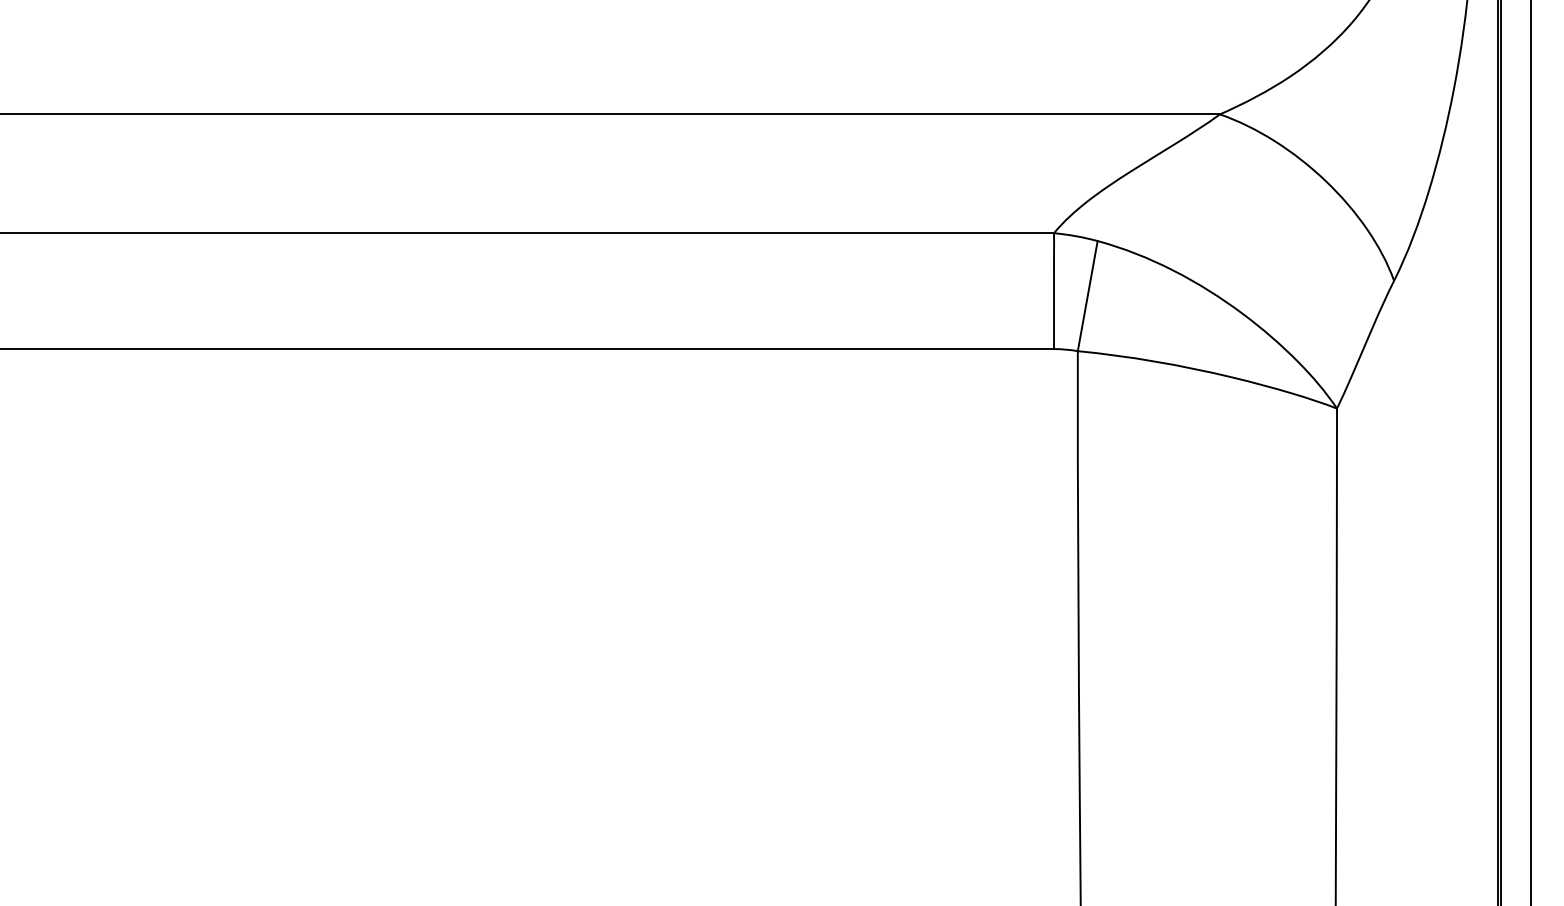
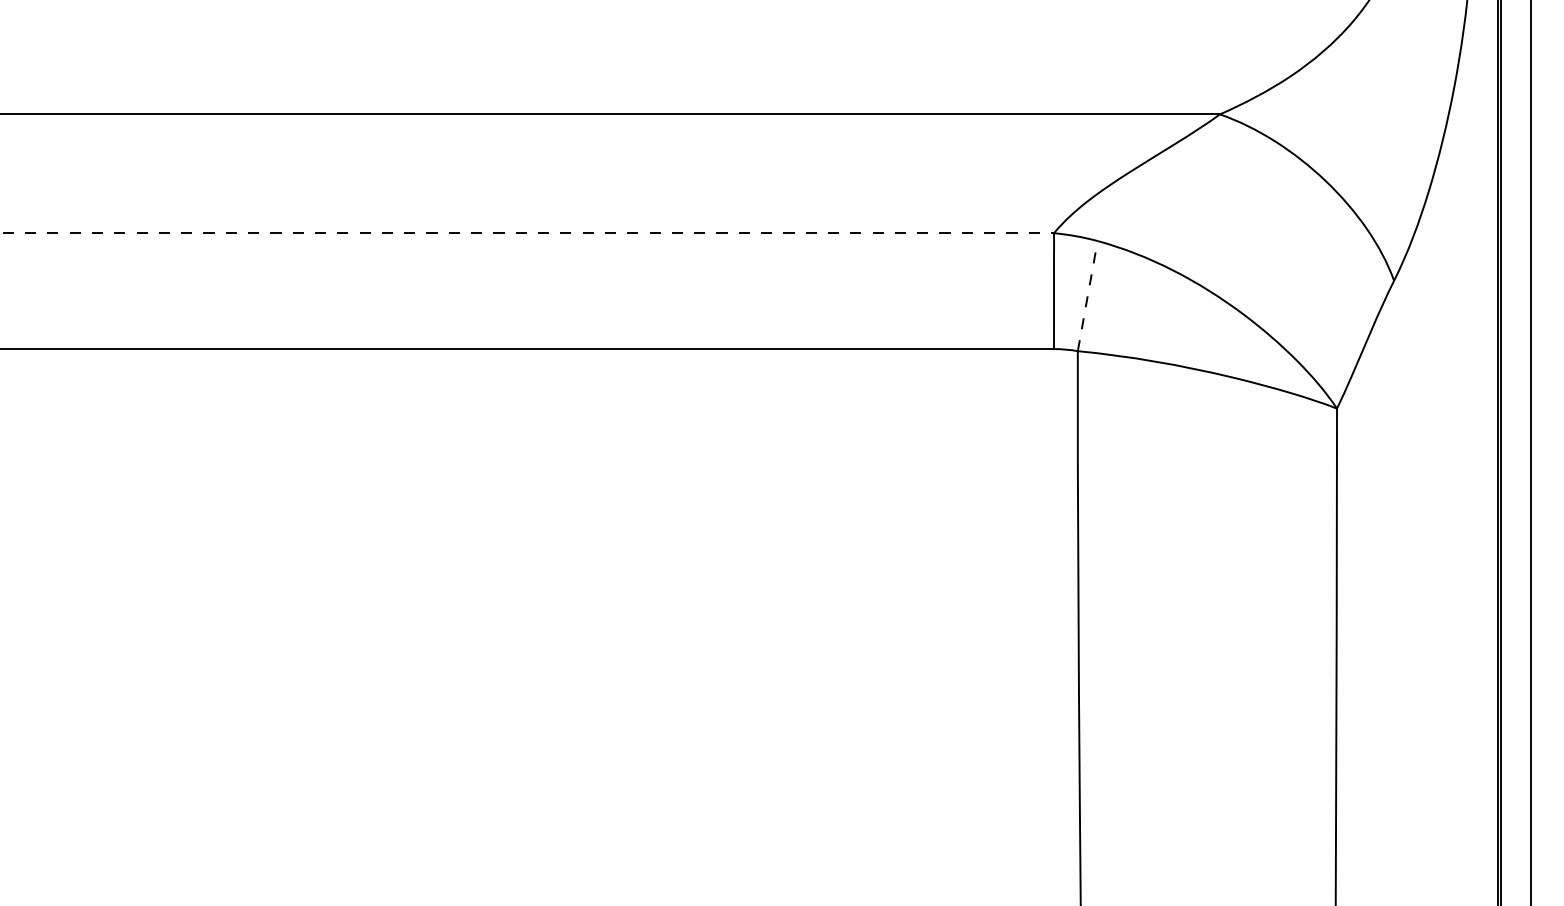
line: solid -> dashed (527, 233)
line: solid -> dashed (1087, 296)
